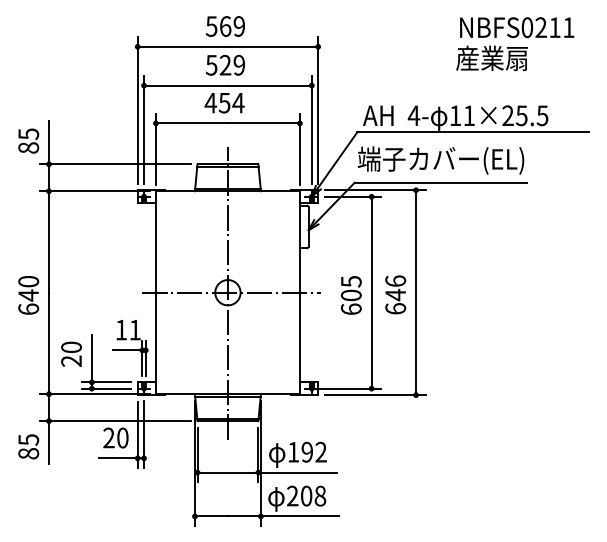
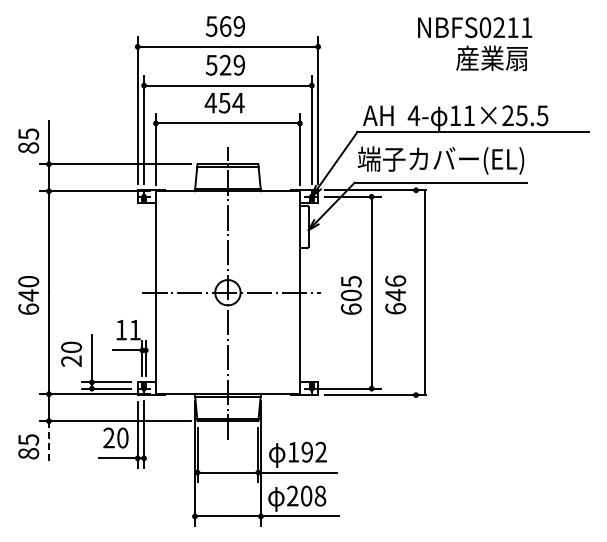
text position: (517, 27) -> (475, 27) (475, 27)
line position: (416, 292) -> (425, 292) (425, 292)
line: solid -> dashed (49, 443)
